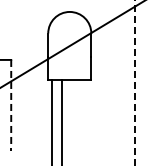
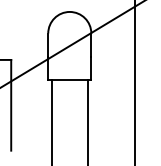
line: dashed -> solid (134, 82)
line: dashed -> solid (11, 105)
line position: (61, 120) -> (87, 120) (87, 120)
